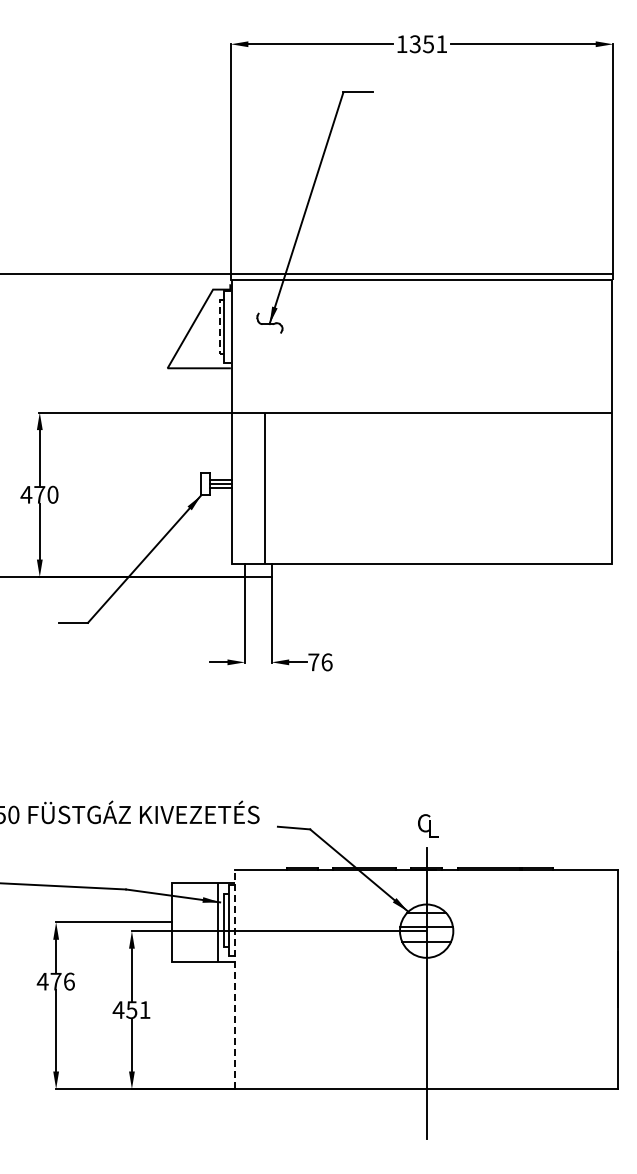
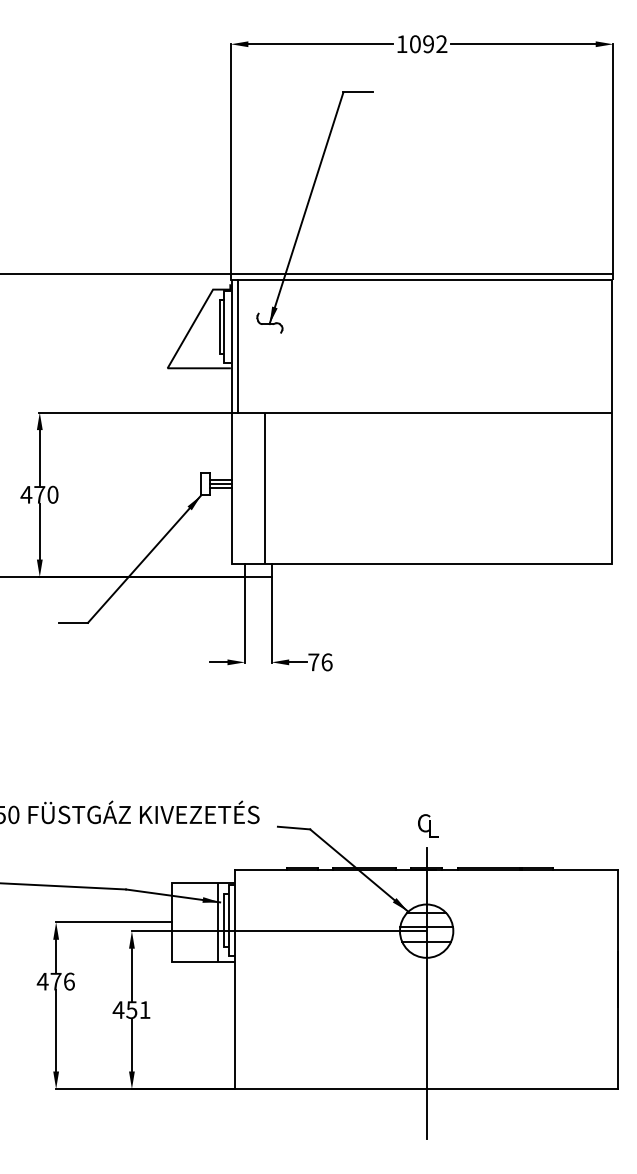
text: 1351 -> 1092 (428, 44)
line: dashed -> solid (219, 326)
line: none -> present (238, 346)
line: dashed -> solid (235, 979)
